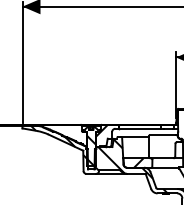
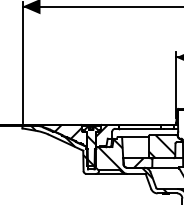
hatch: none -> present (70, 135)
hatch: none -> present (162, 146)
